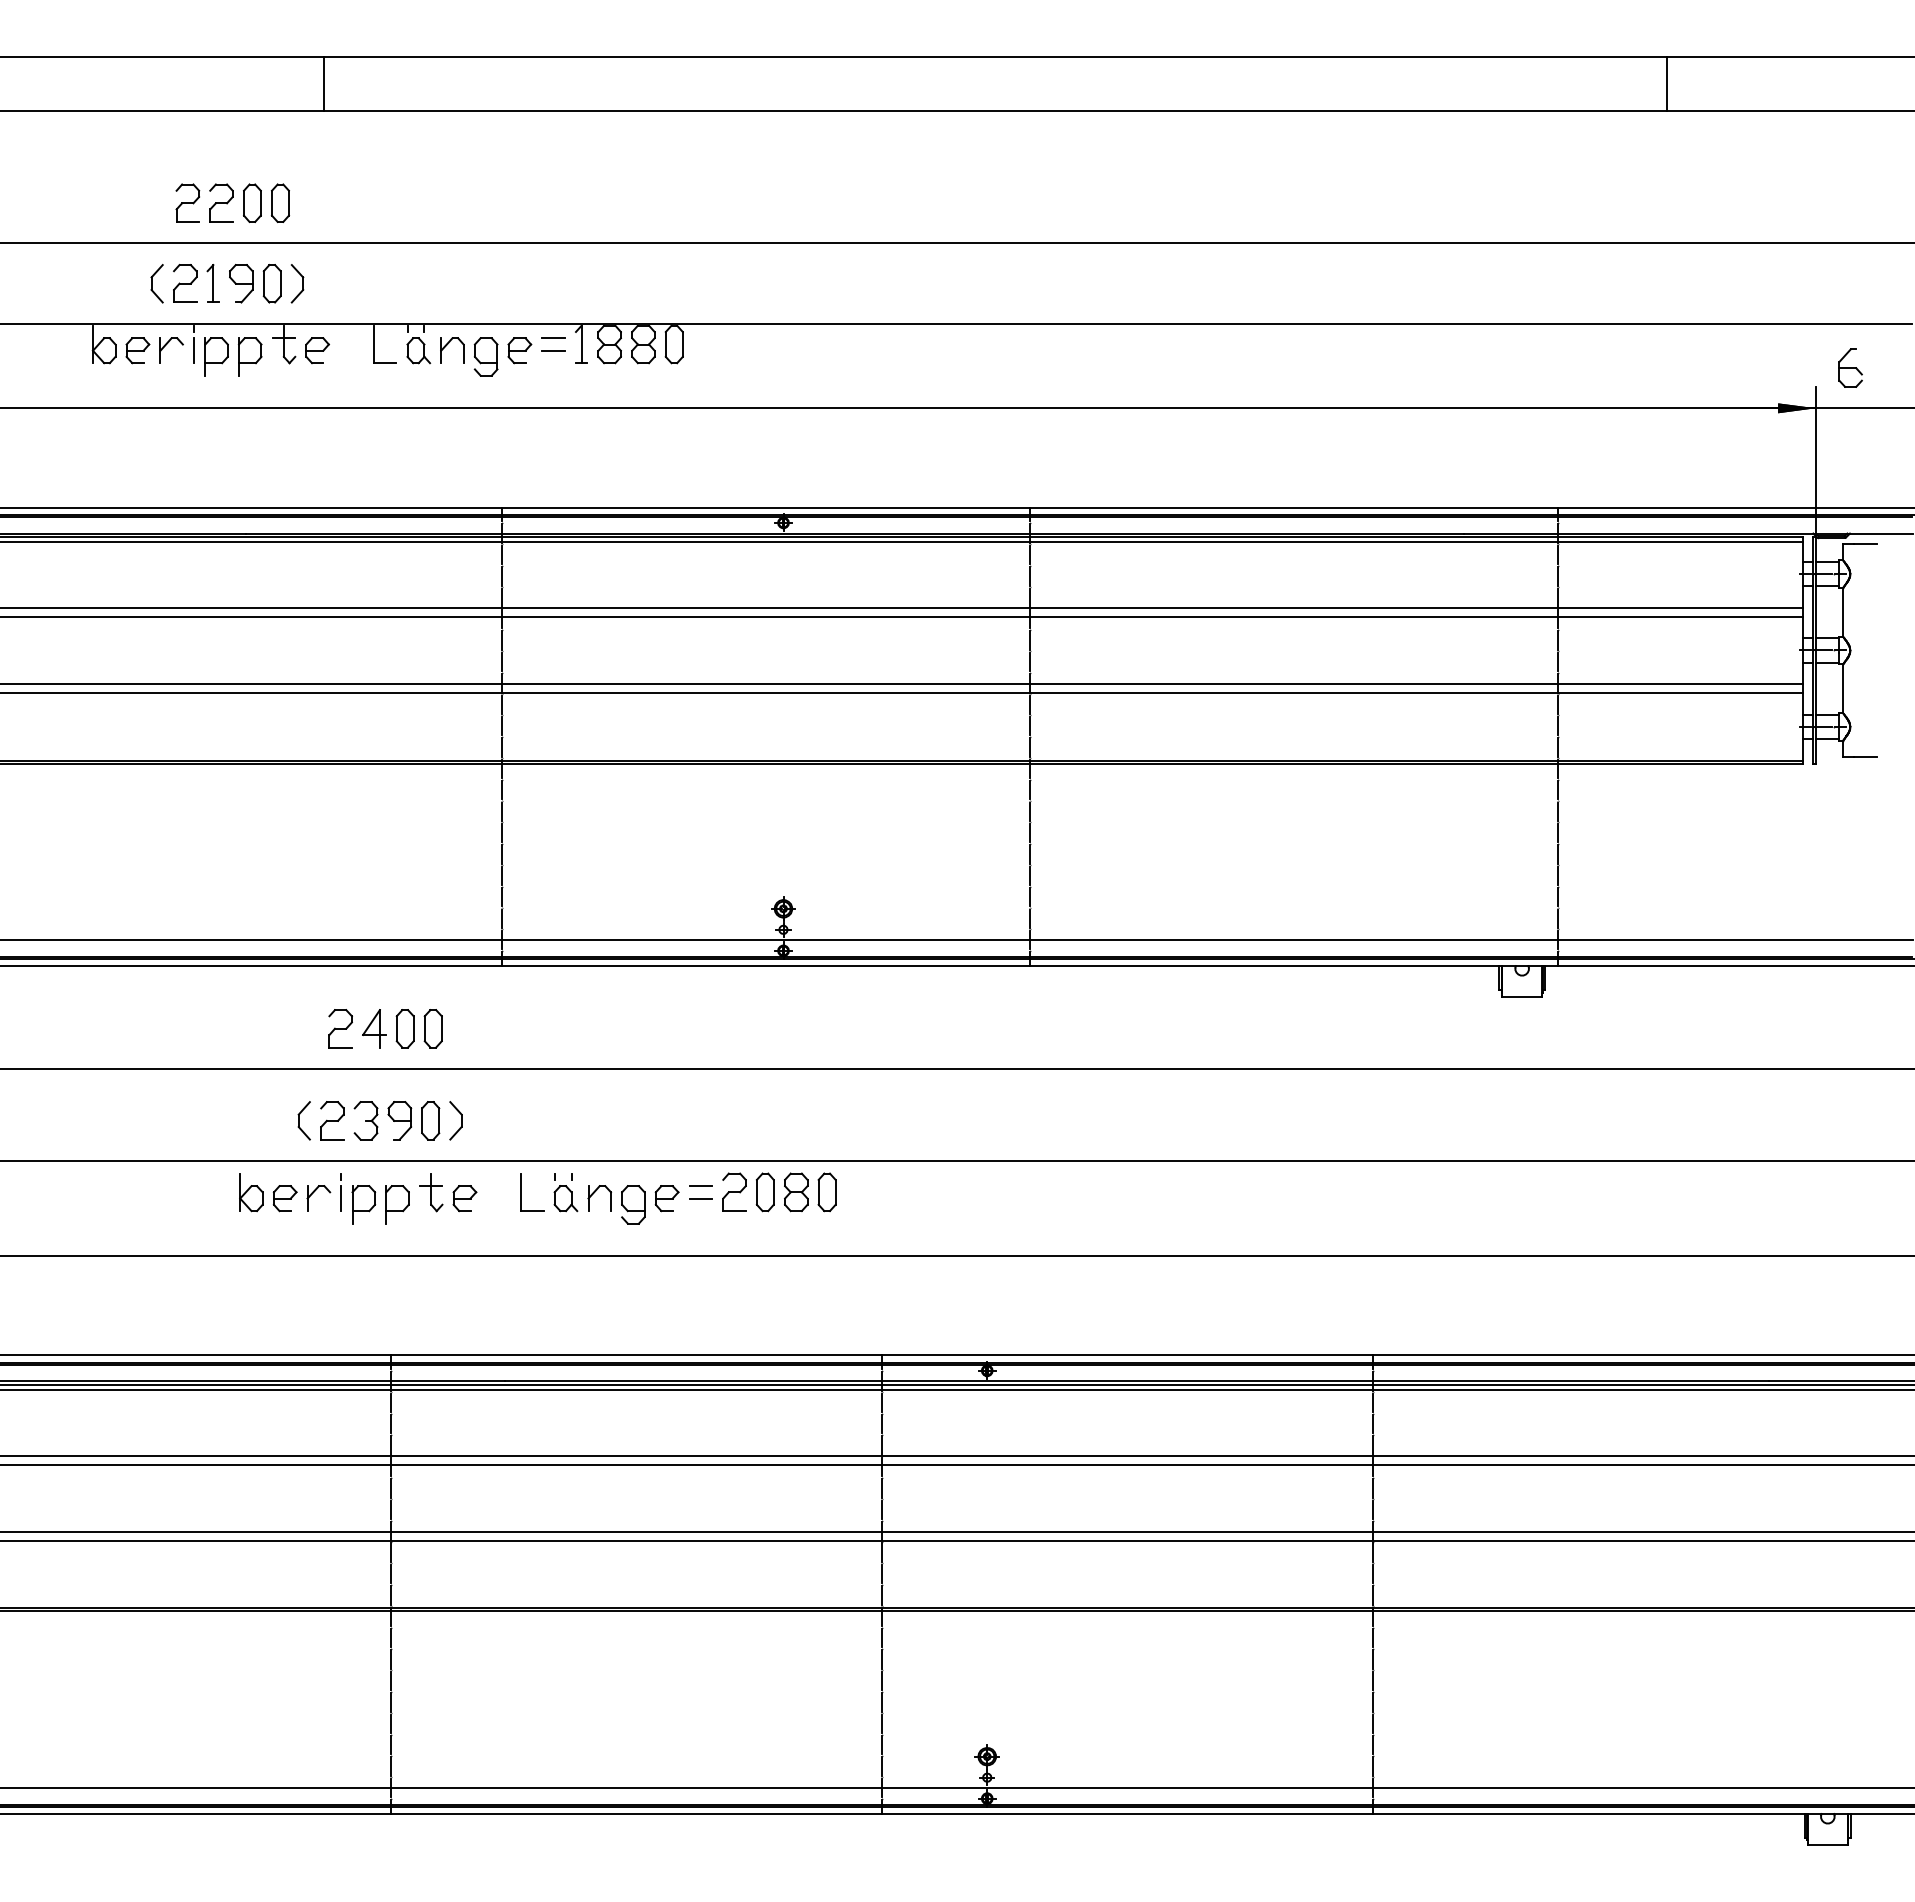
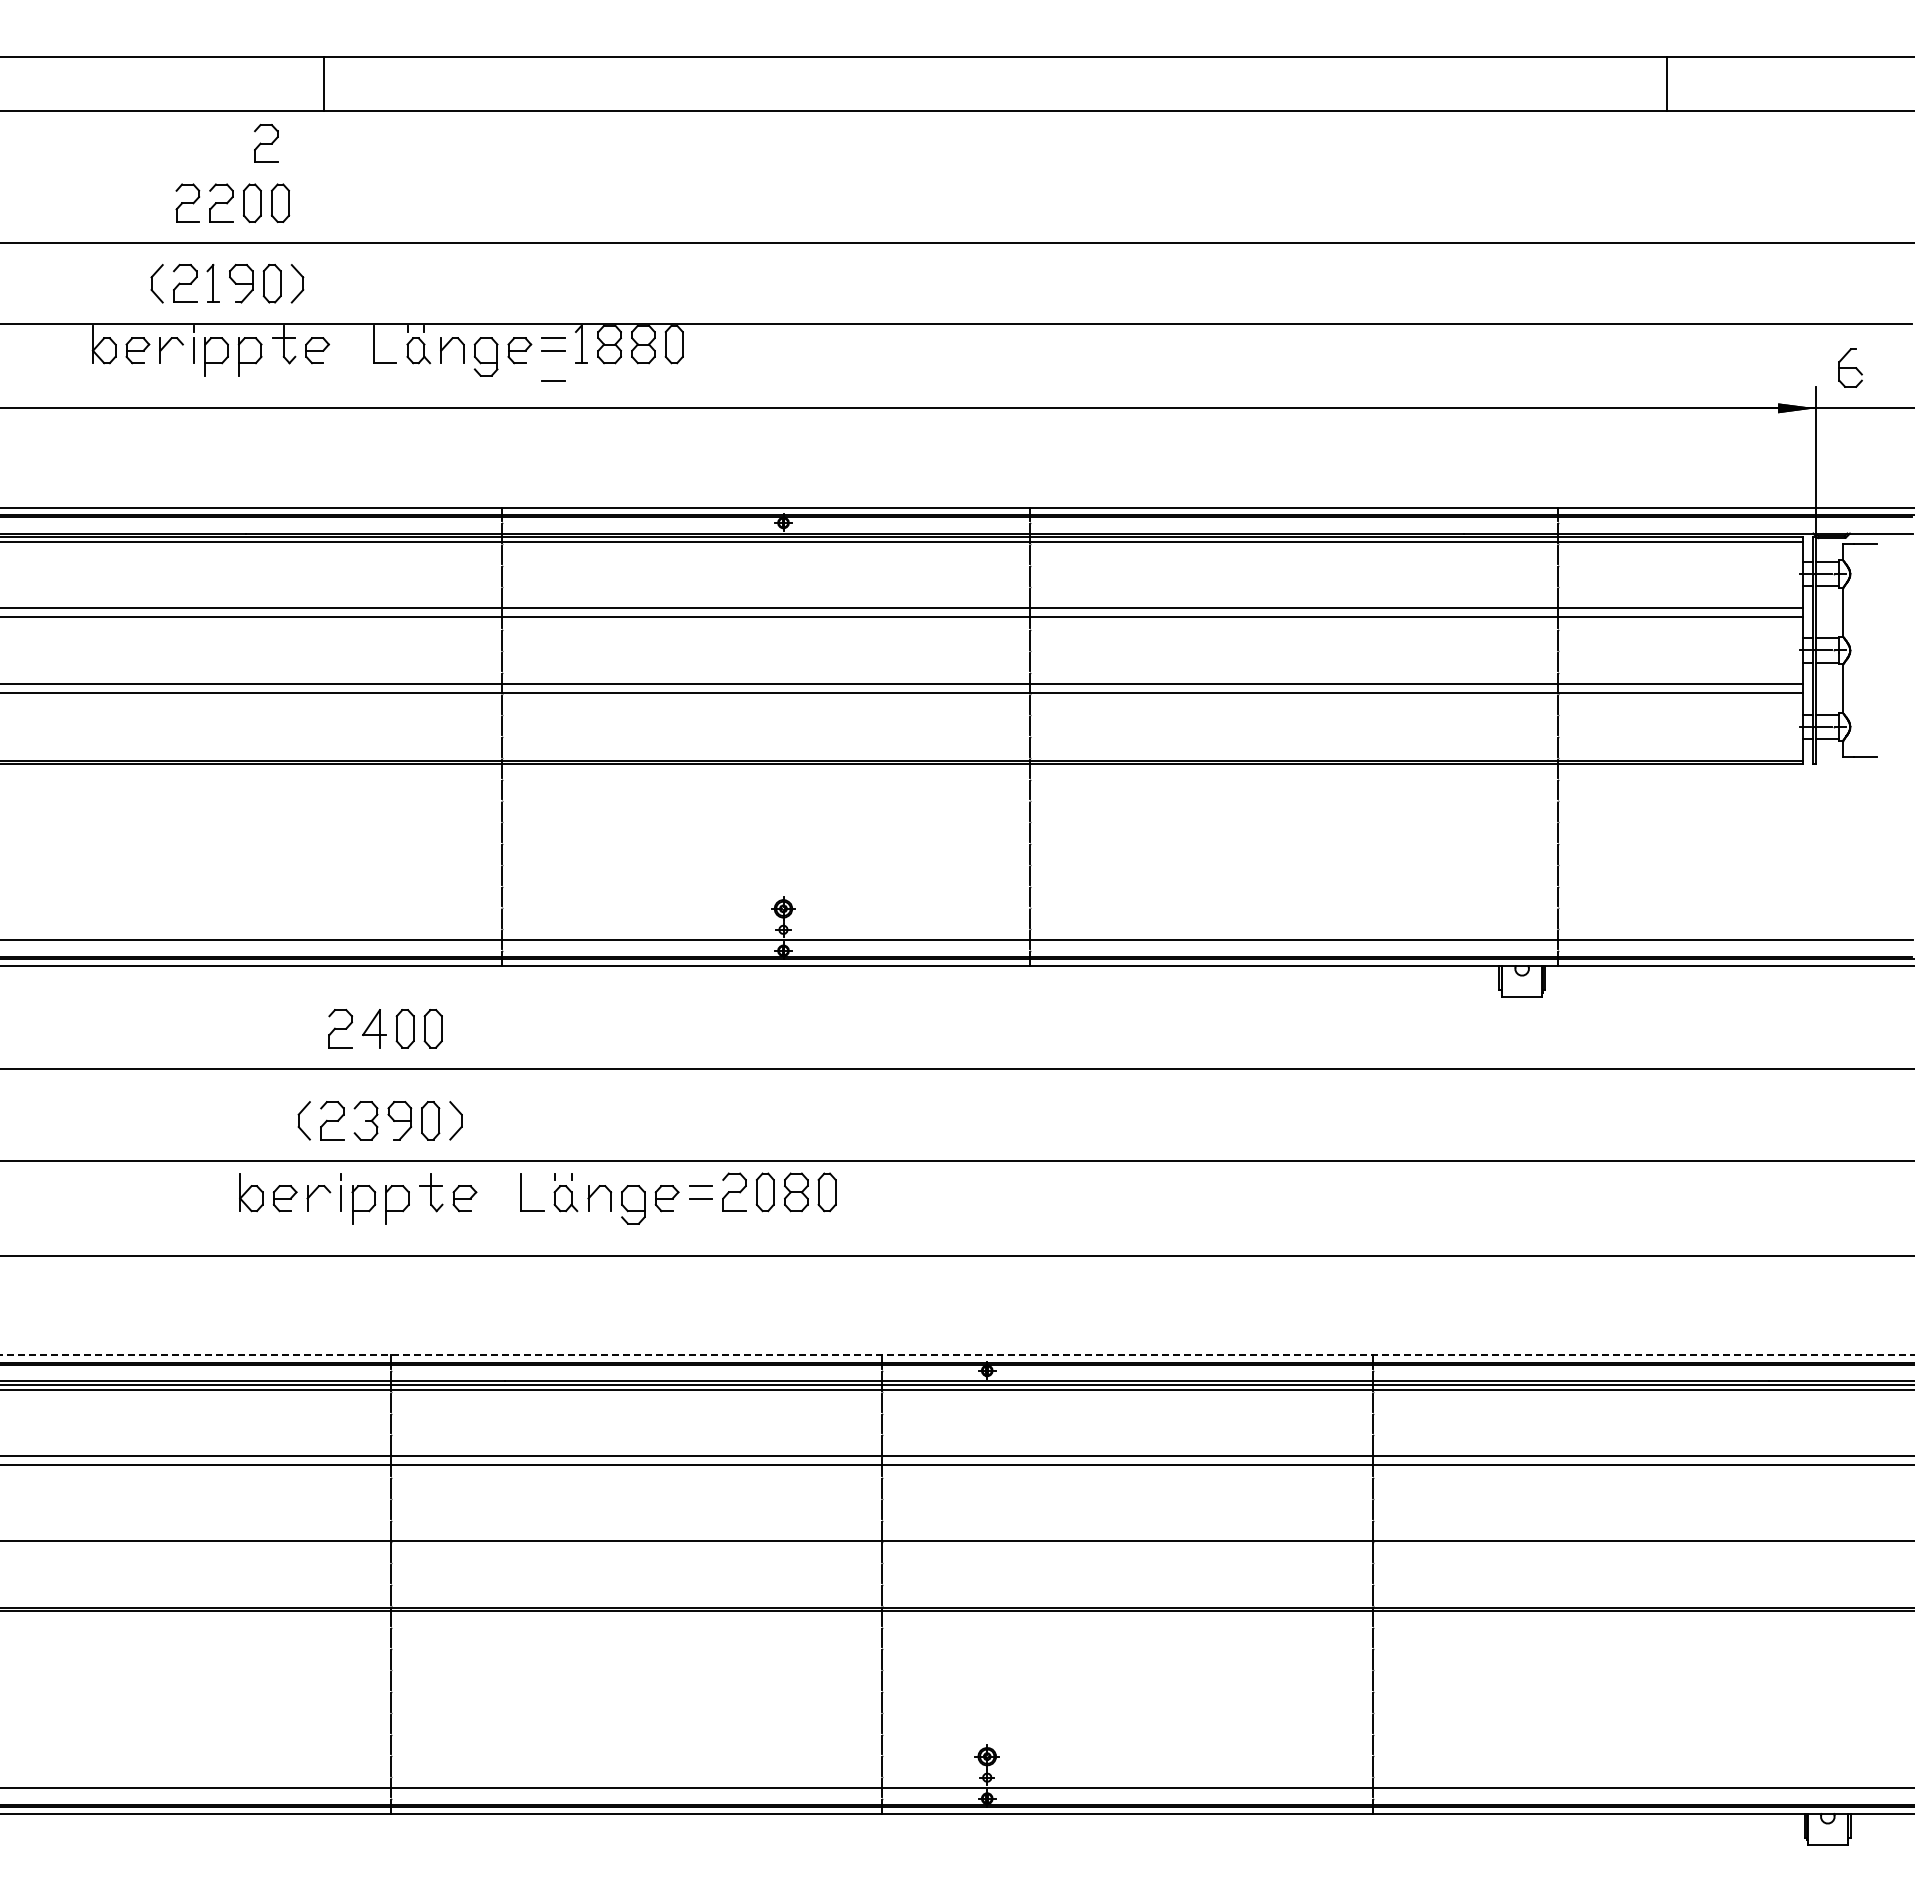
part: none -> present (266, 143)
line: none -> present (553, 380)
line: solid -> dashed (957, 1355)
line: present -> none (956, 1532)
